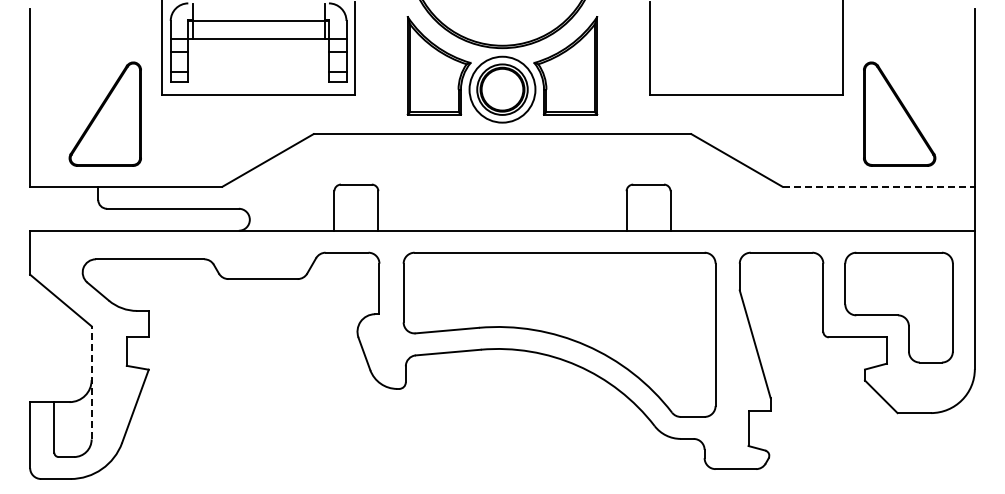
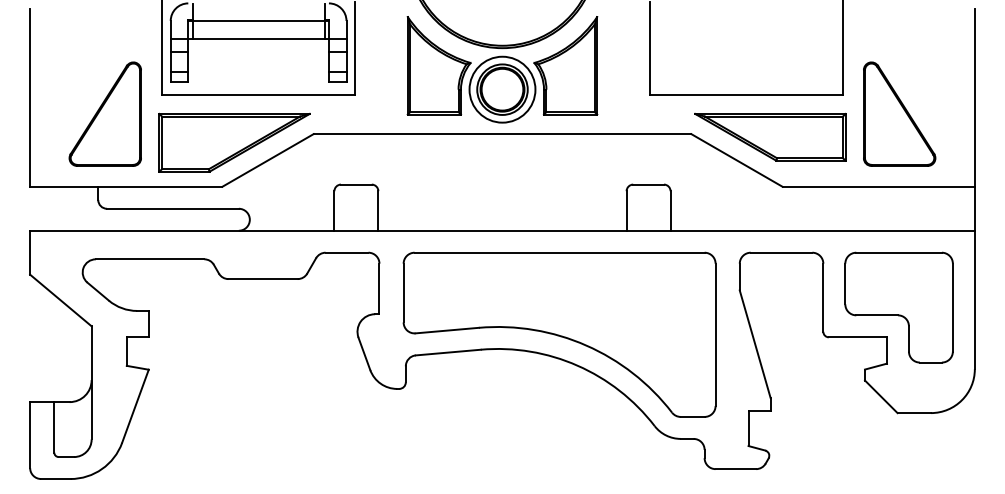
part: none -> present (770, 136)
part: none -> present (234, 142)
line: dashed -> solid (879, 186)
line: dashed -> solid (91, 382)
